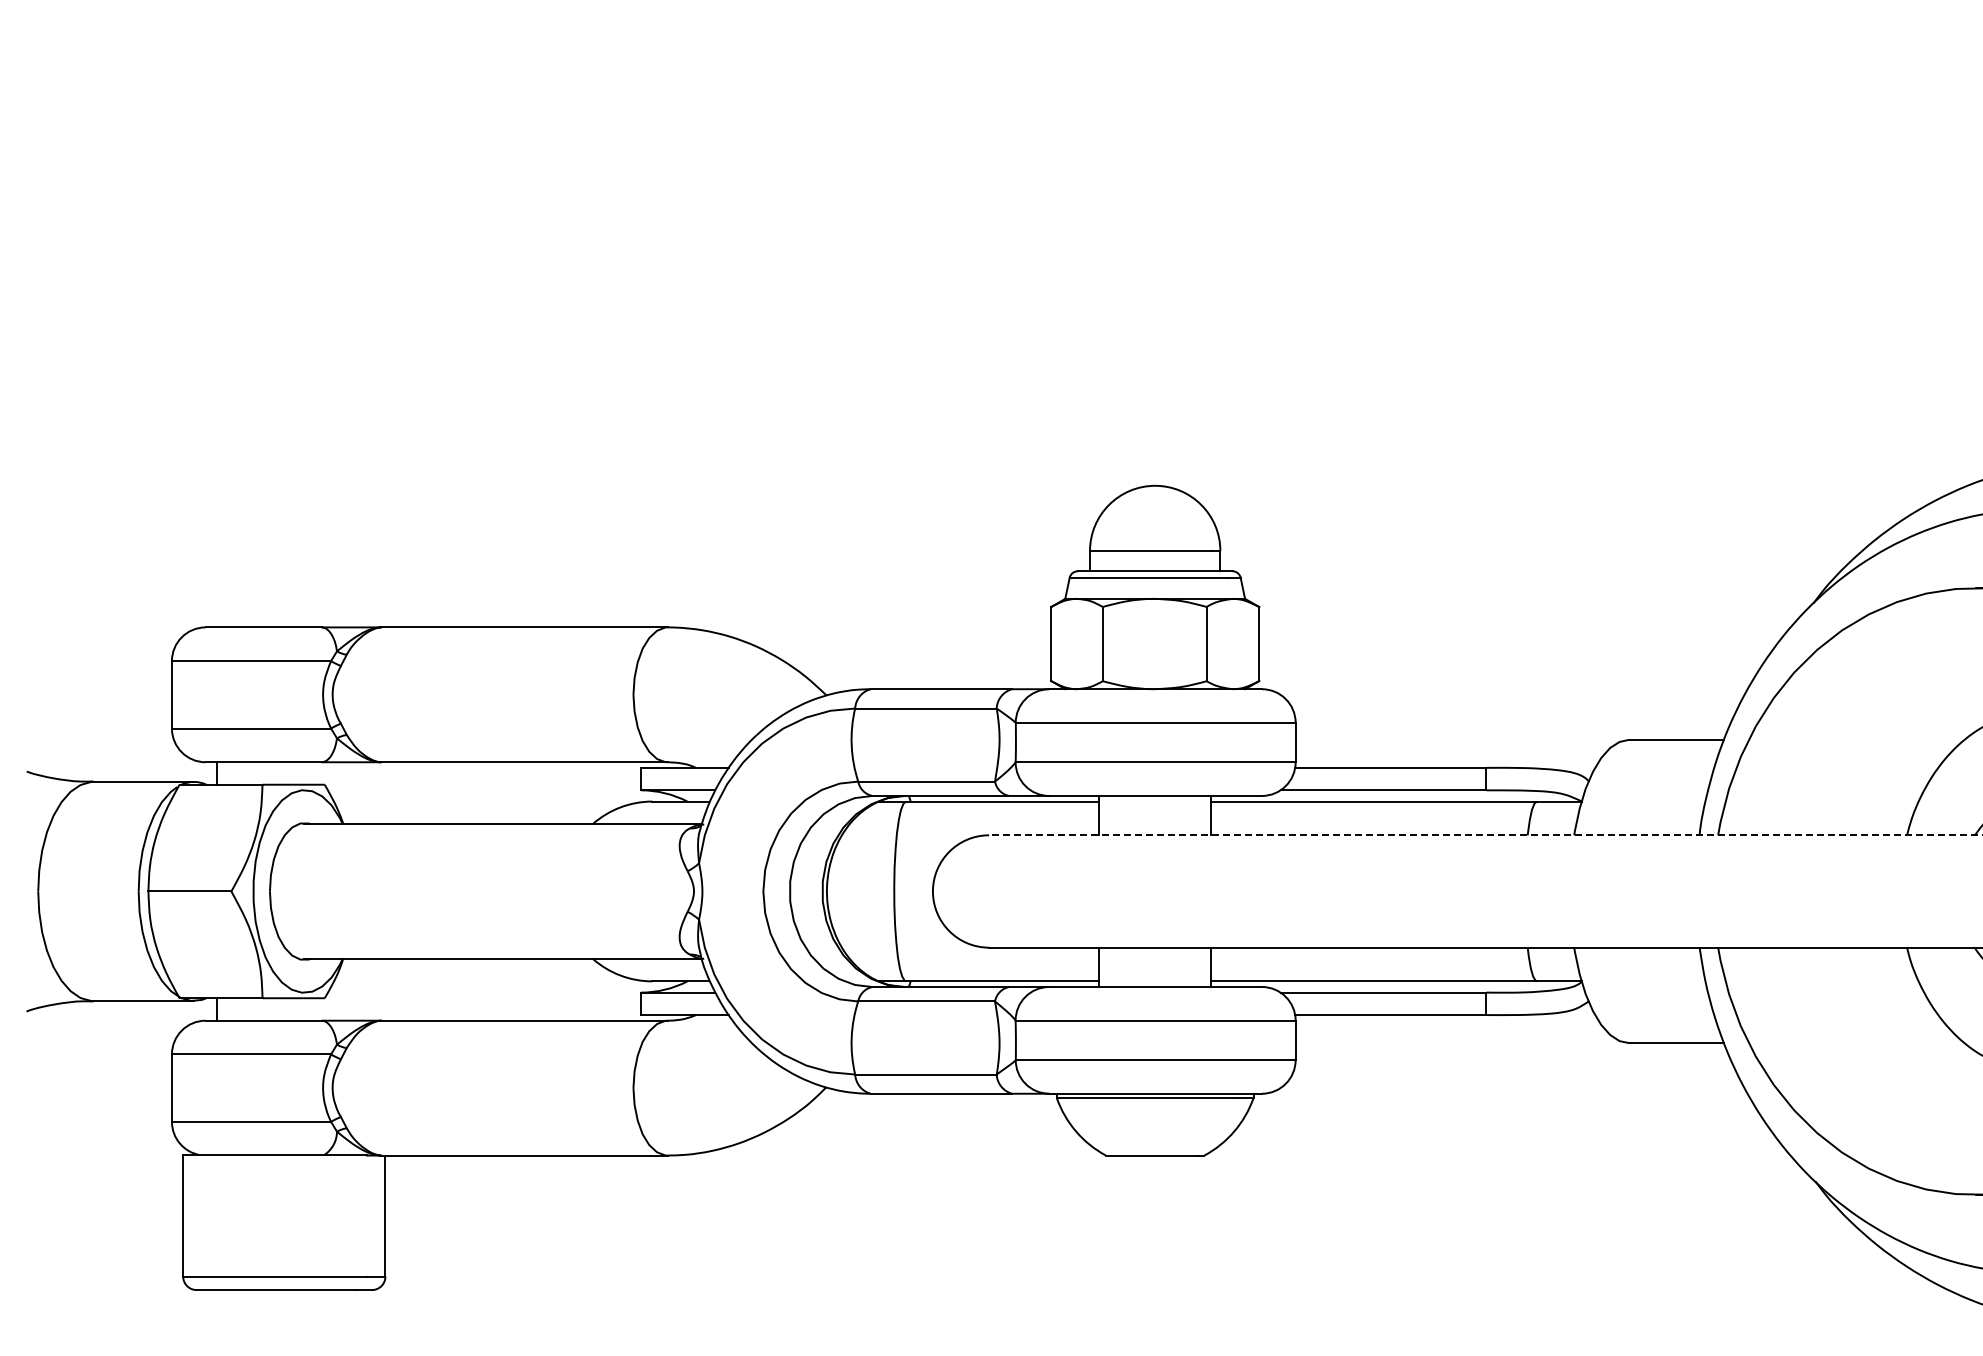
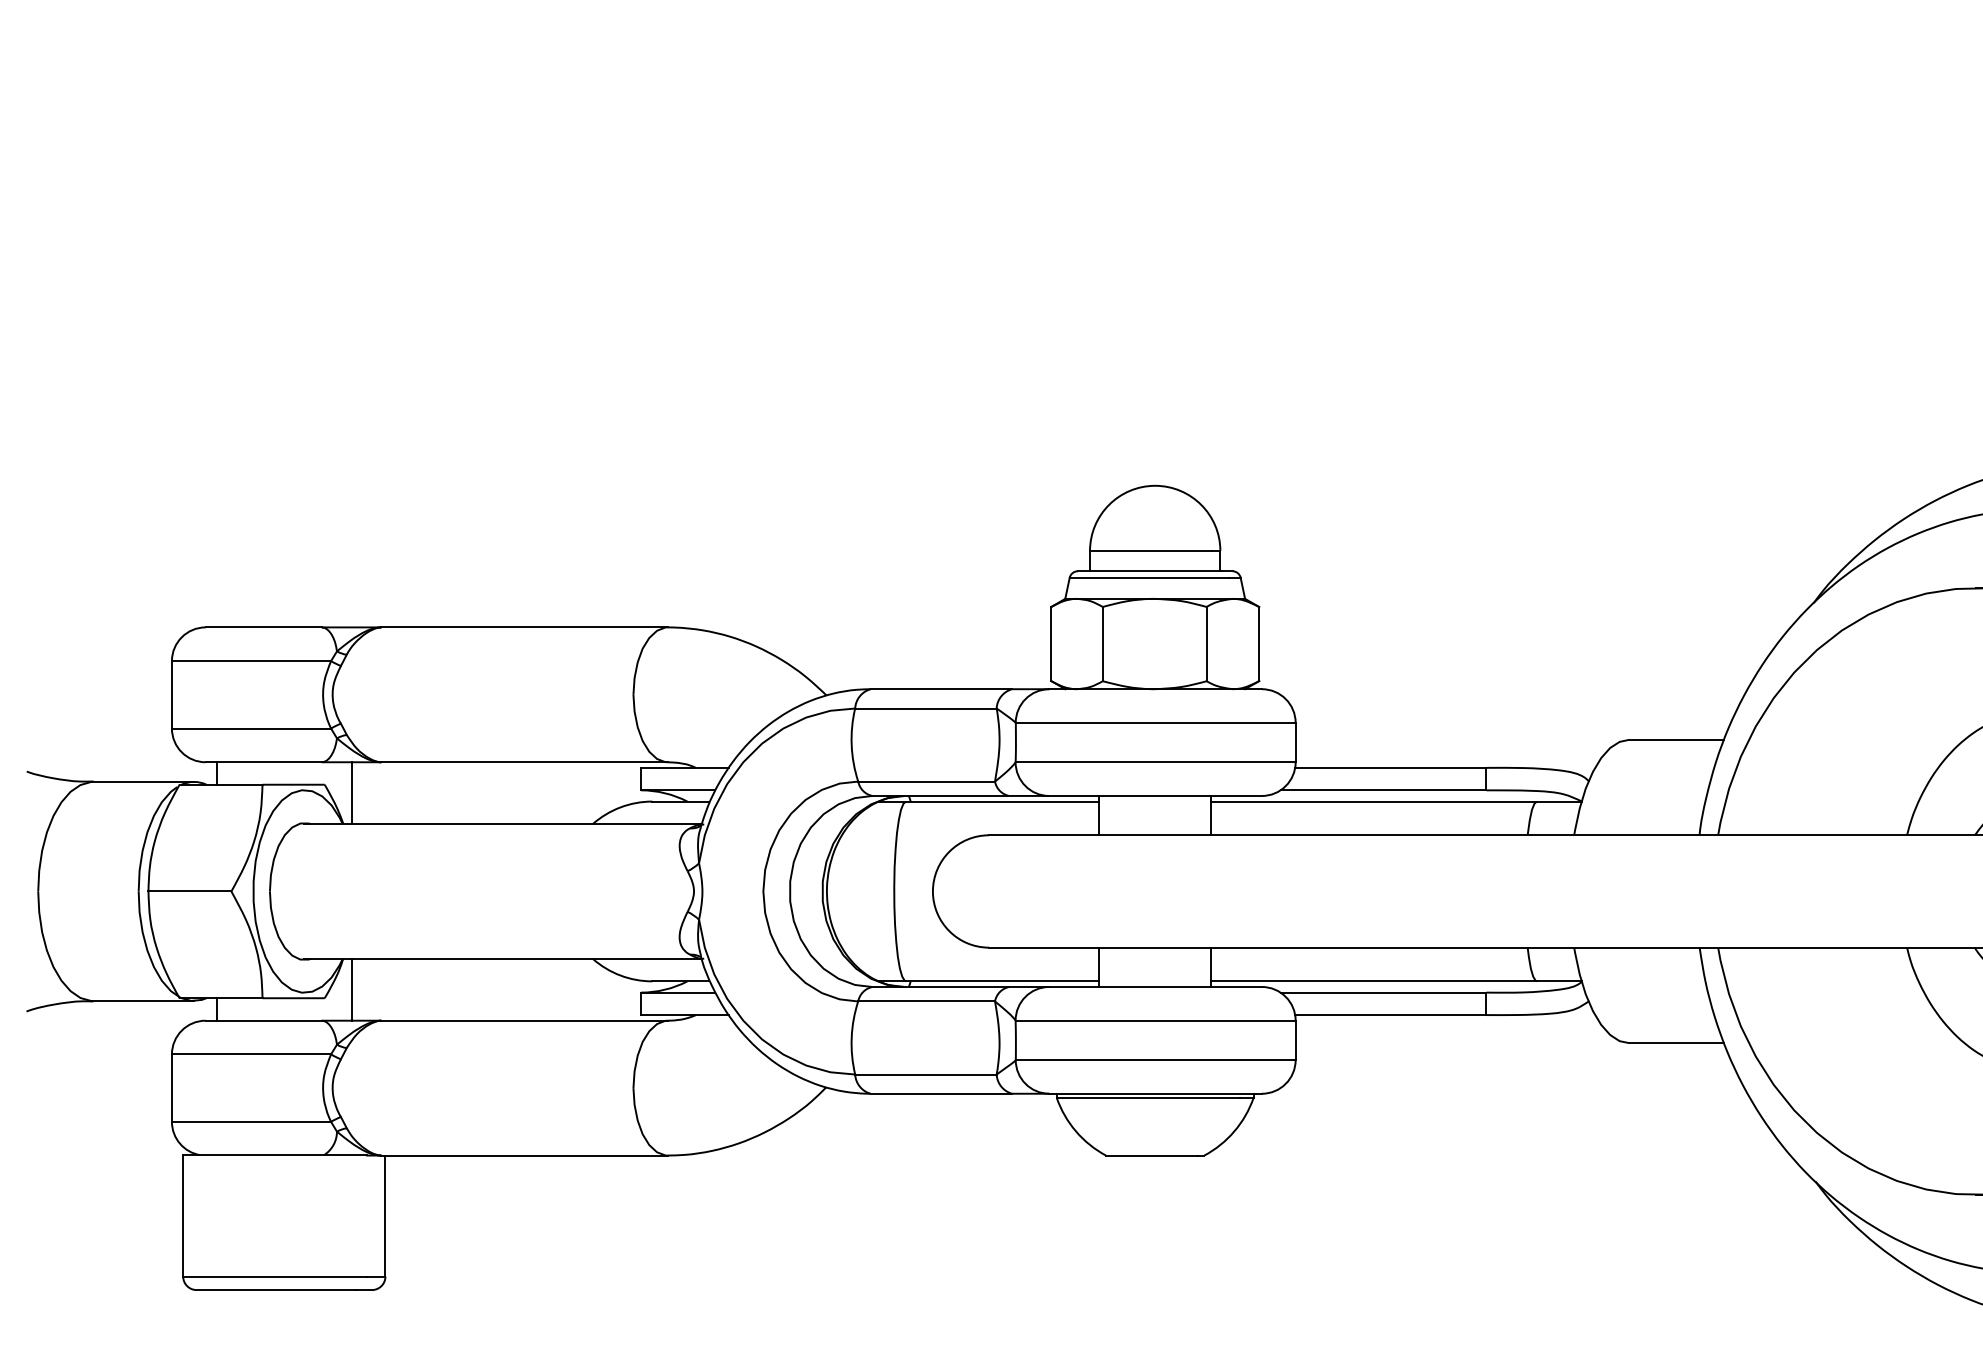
line: none -> present (351, 793)
line: dashed -> solid (1485, 835)
line: none -> present (351, 989)
